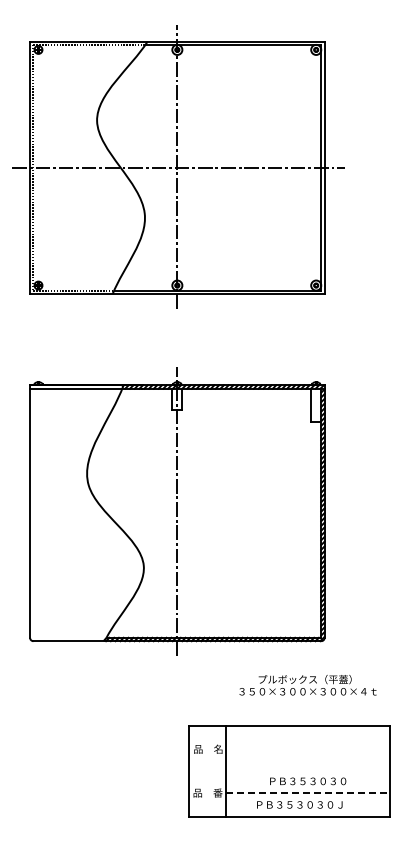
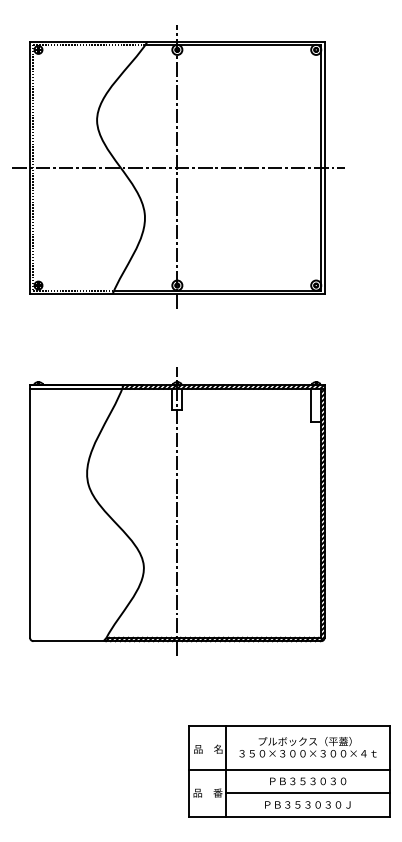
text position: (307, 685) -> (307, 747) (307, 747)
line: none -> present (289, 769)
line: dashed -> solid (308, 793)
text position: (299, 804) -> (307, 804) (307, 804)
